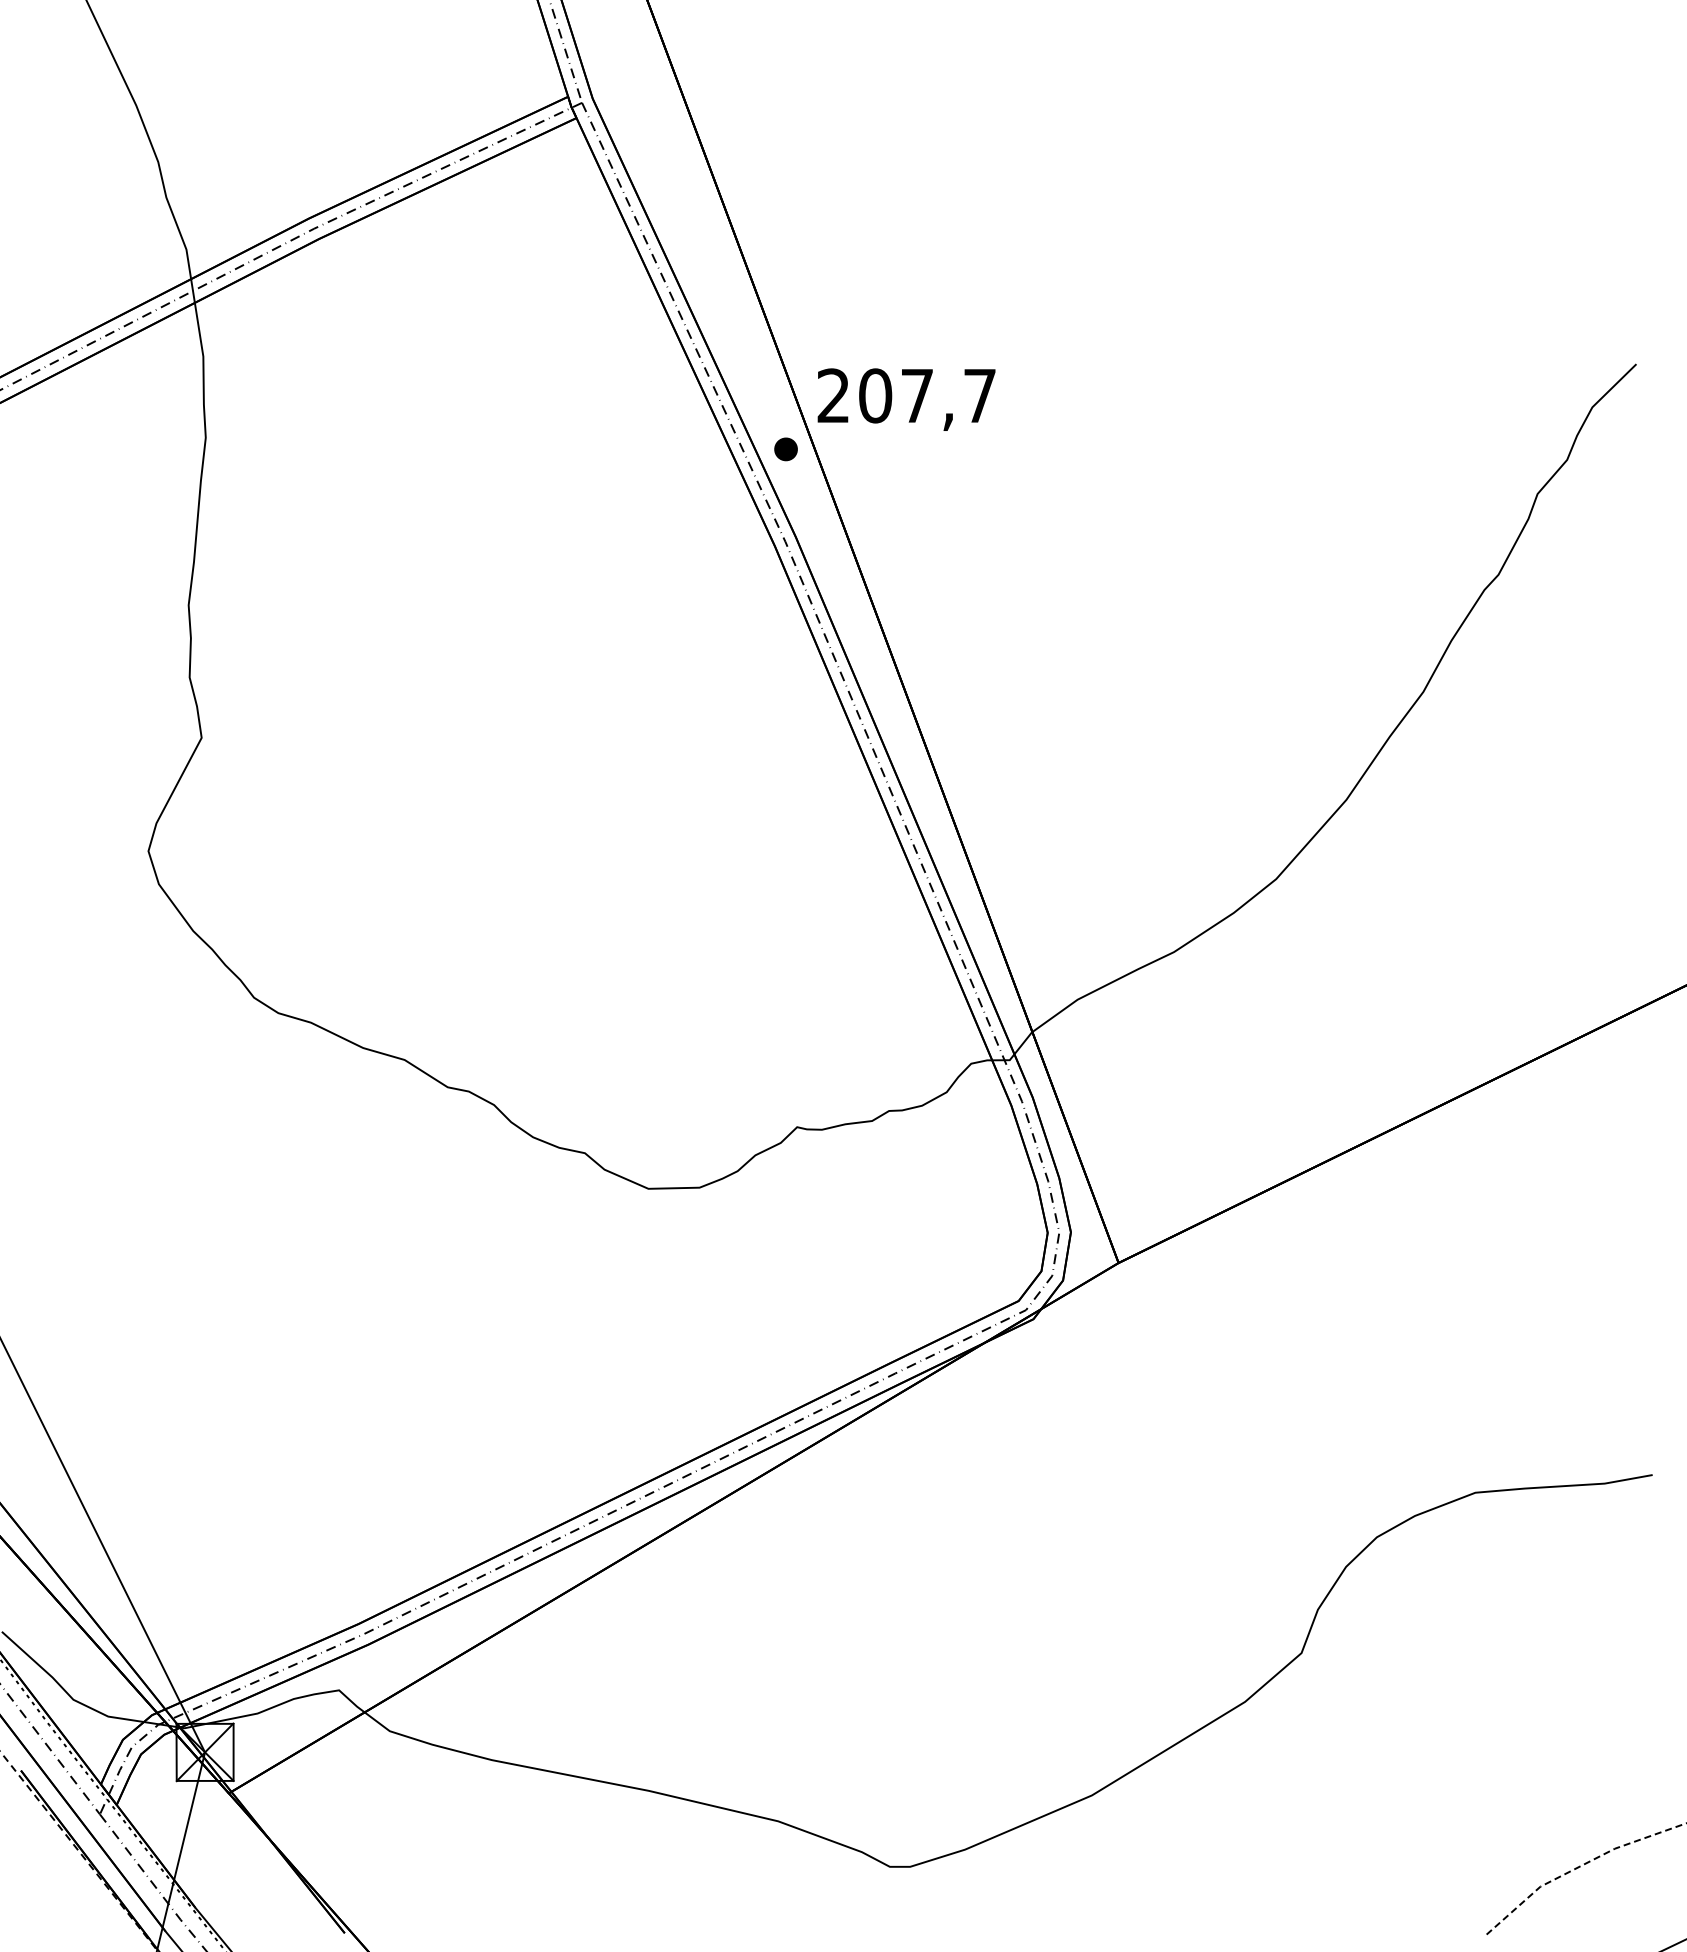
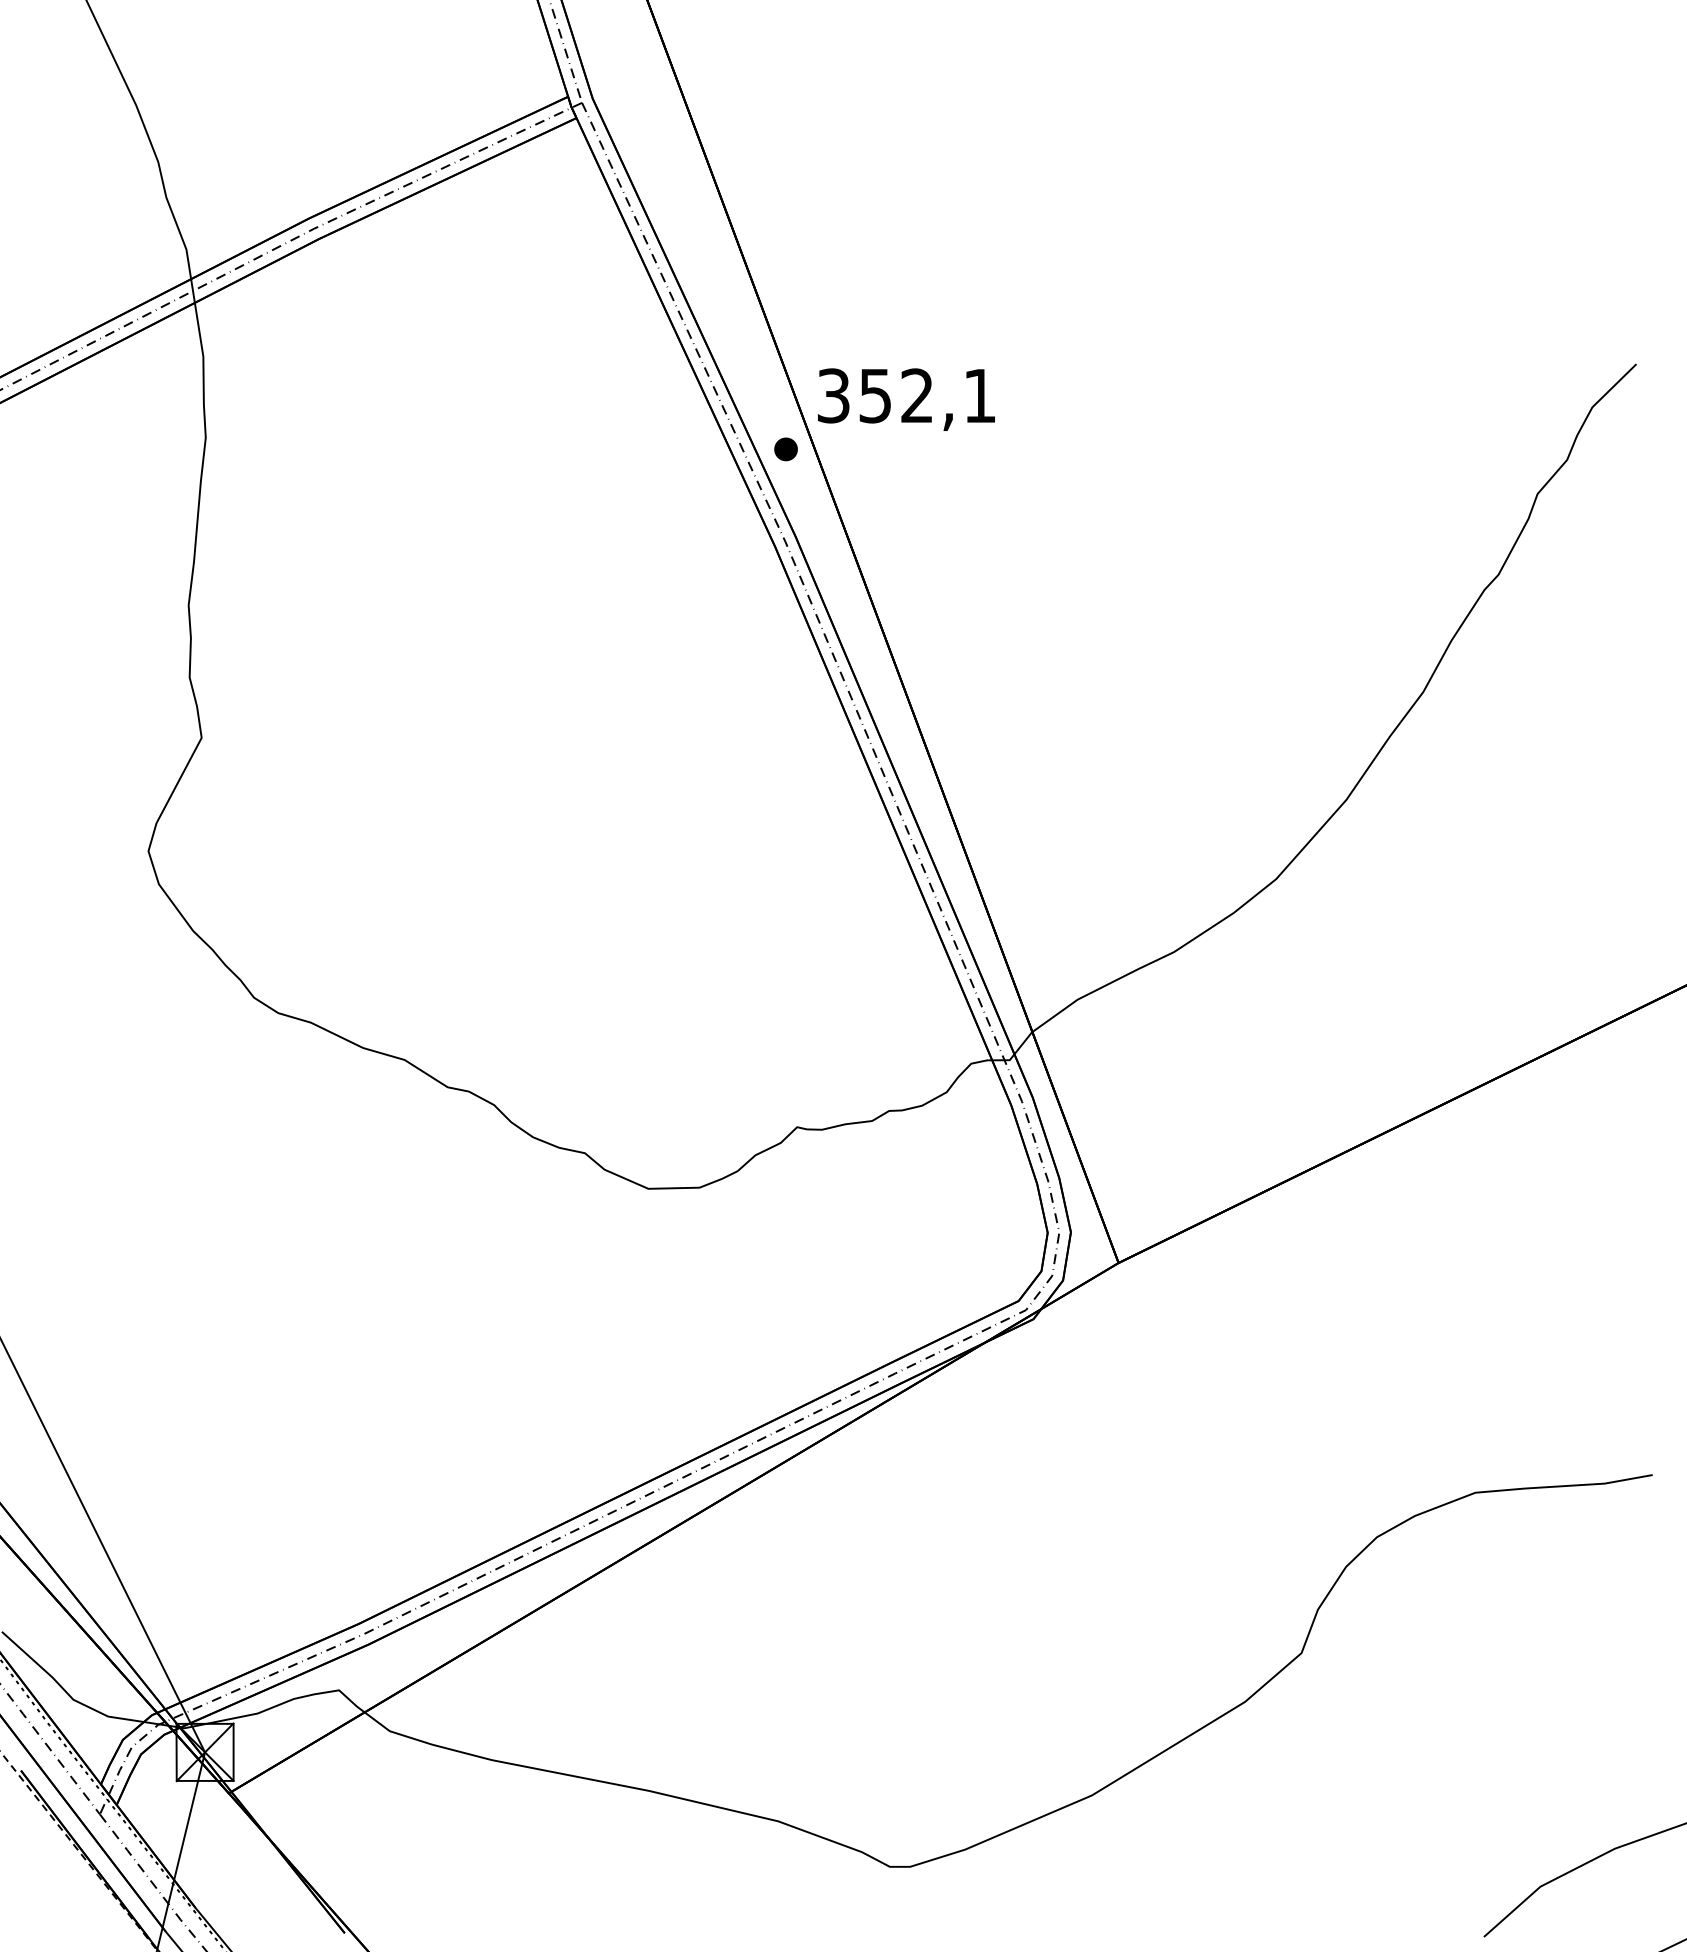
text: 207,7 -> 352,1 (906, 395)
line: dashed -> solid (1577, 1867)
